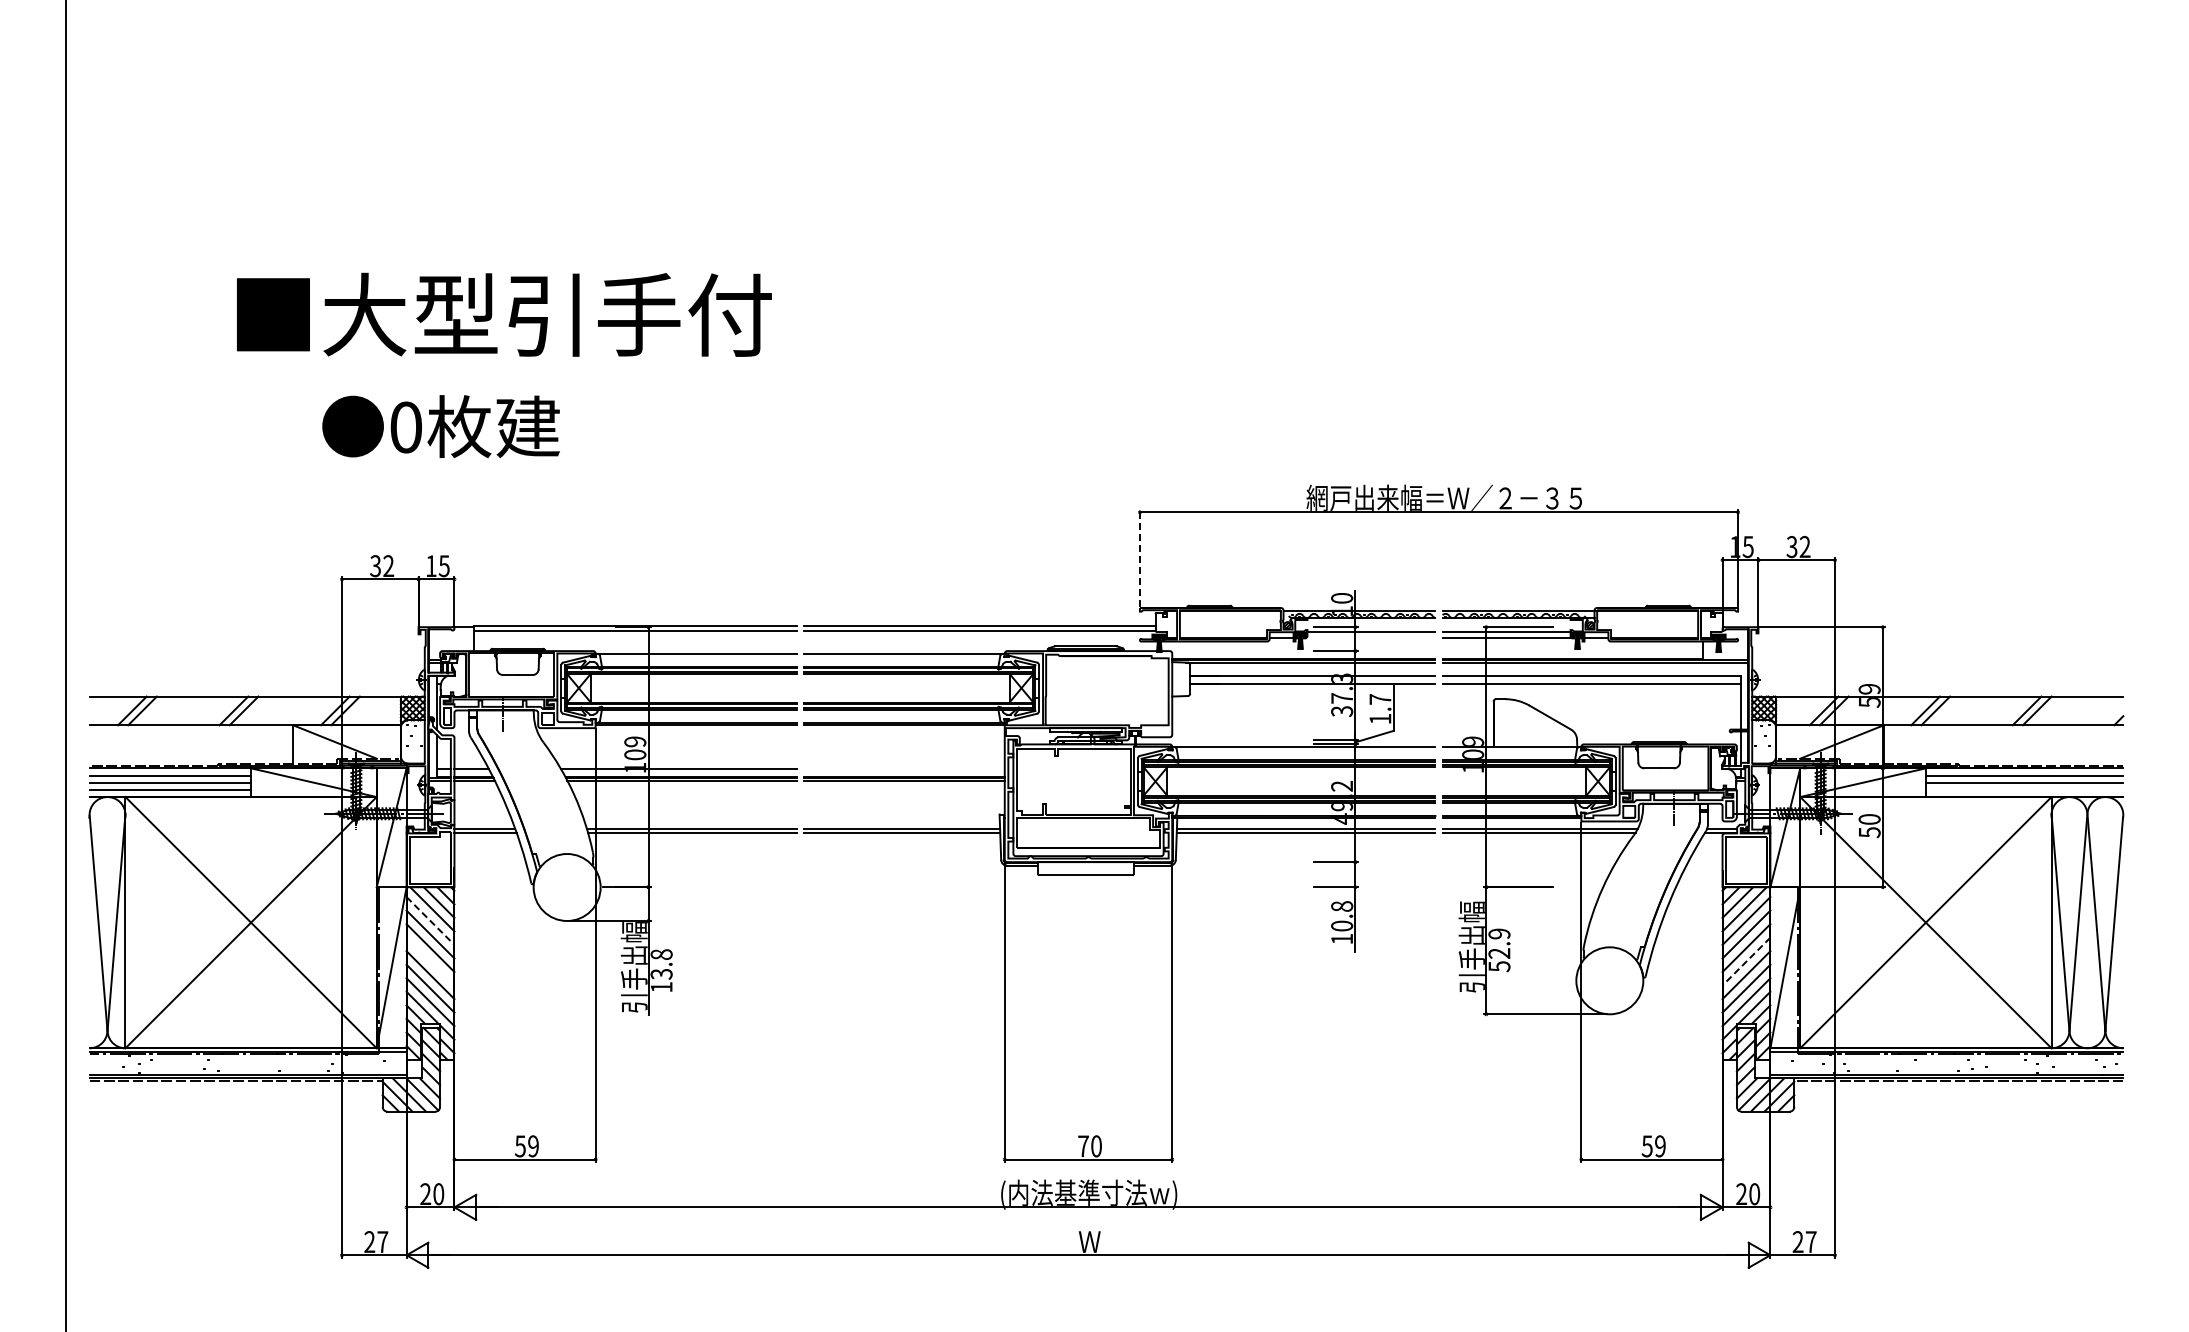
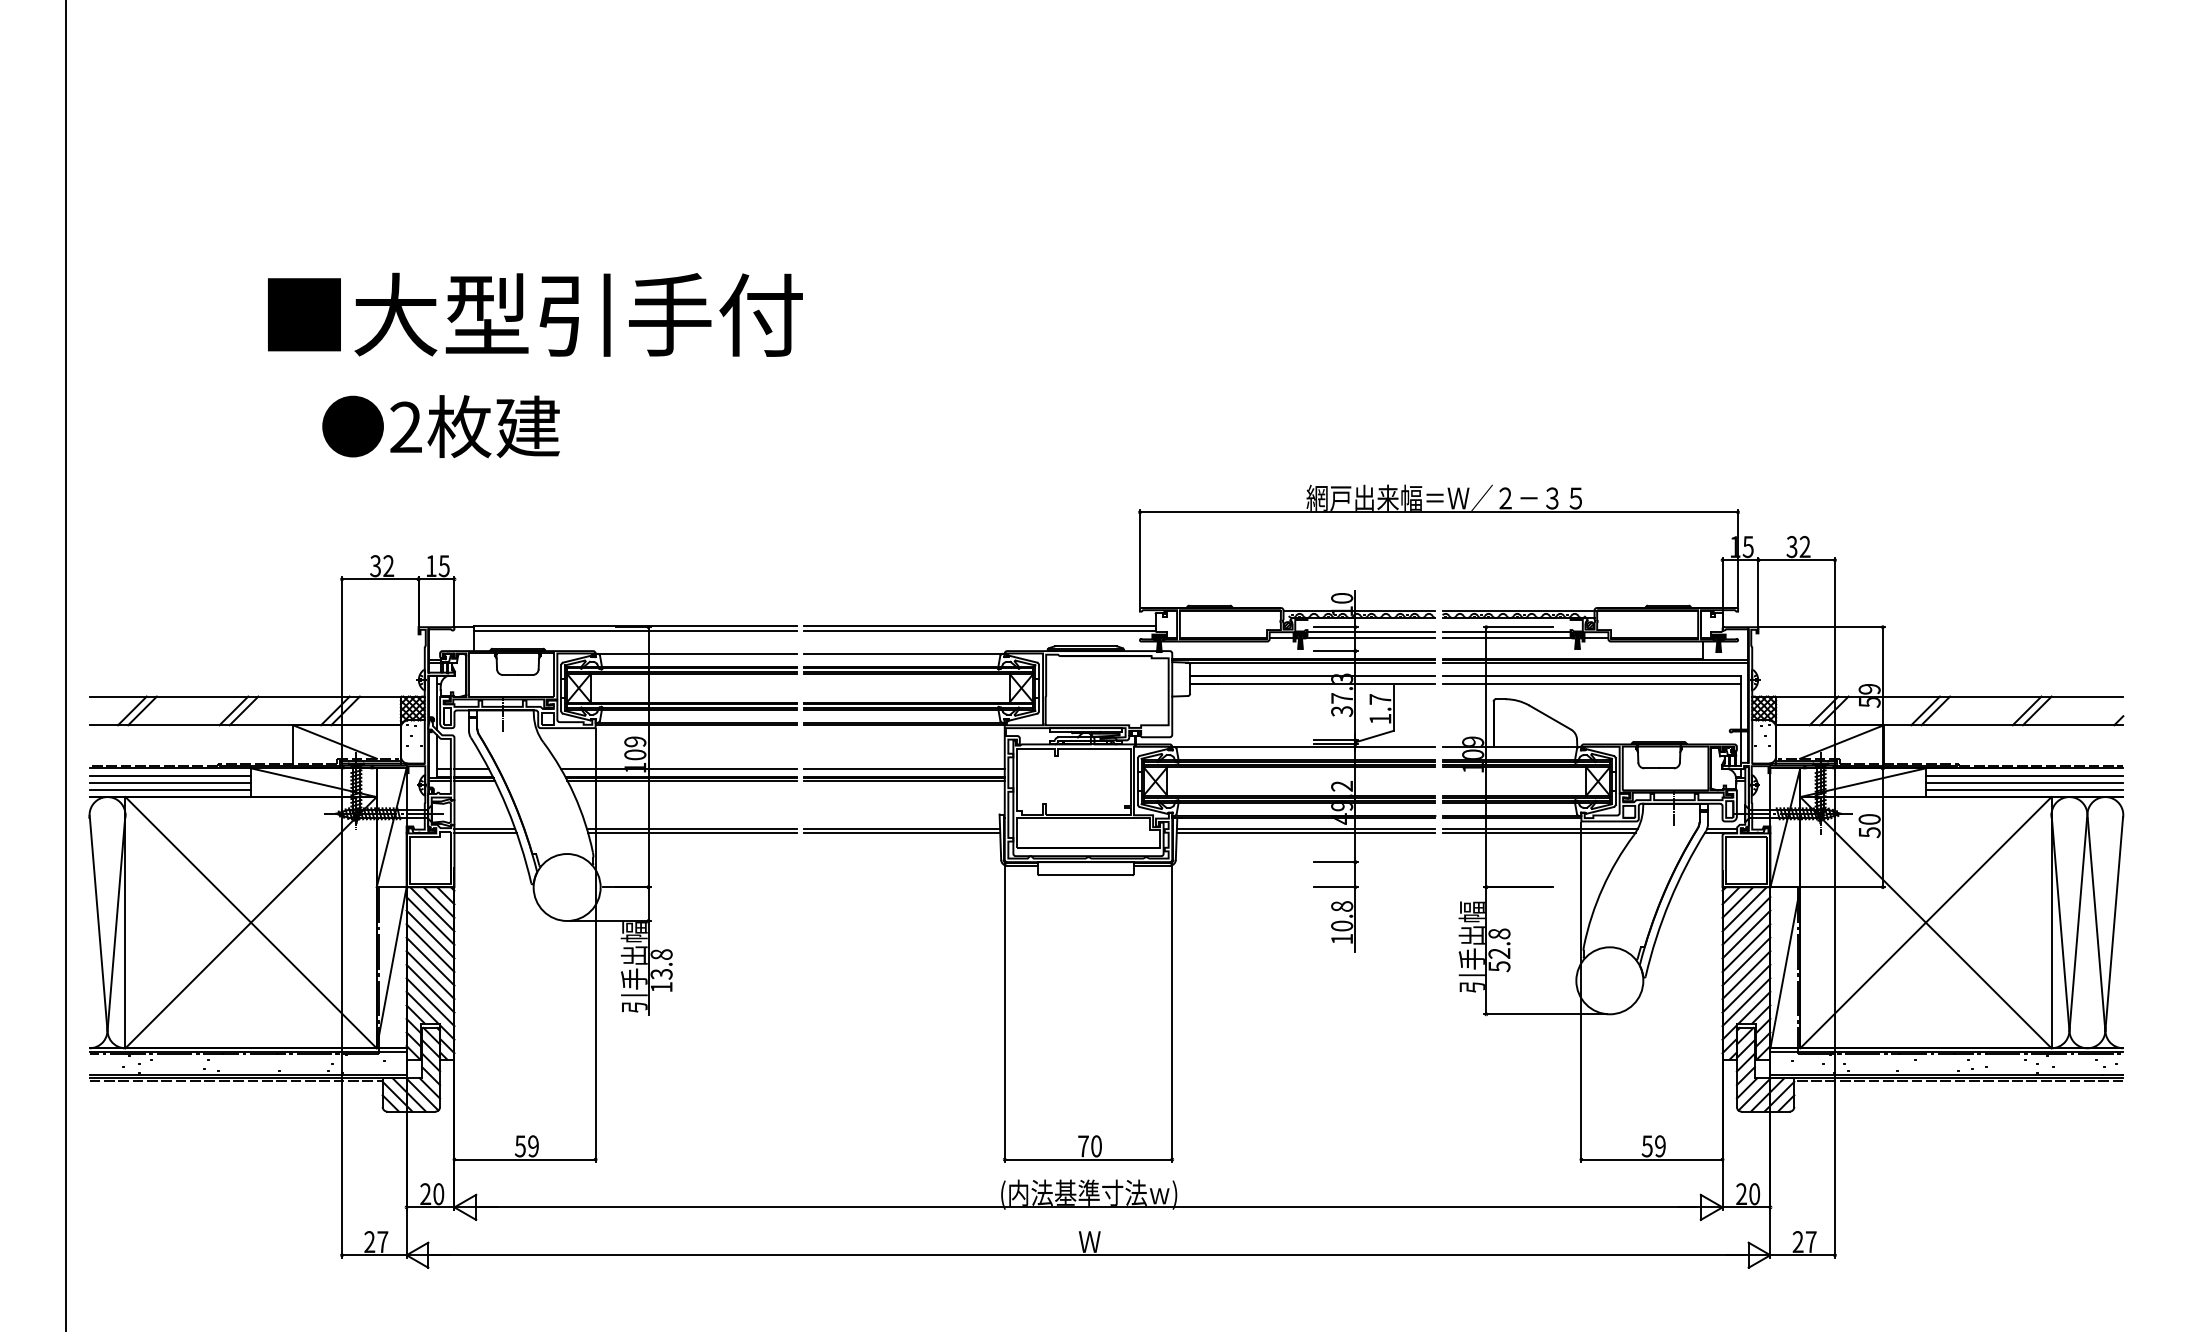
text position: (504, 314) -> (535, 314) (535, 314)
text: 0 -> 2 (405, 427)
line: dashed -> solid (1139, 558)
line: none -> present (1370, 638)
line: none -> present (903, 769)
line: none -> present (2024, 789)
line: dashed -> solid (430, 921)
text: 52.9 -> 52.8 (1499, 933)
line: none -> present (430, 961)
line: dashed -> solid (1746, 961)
